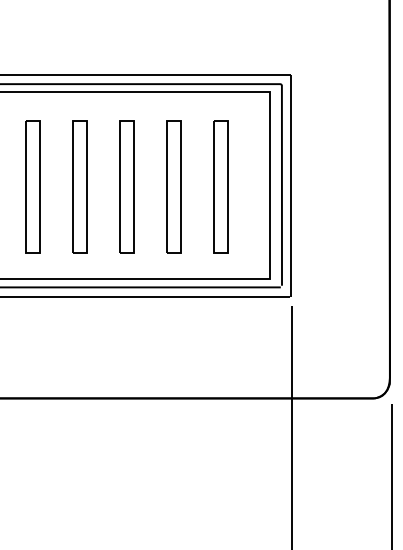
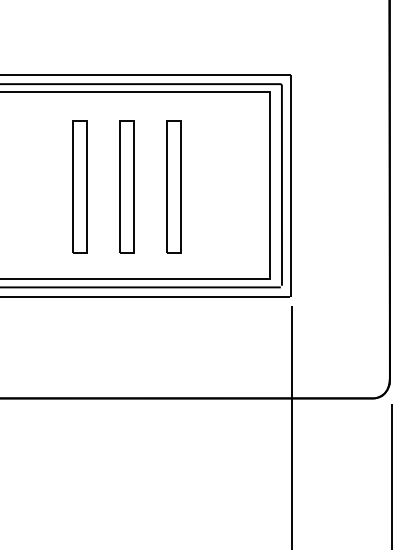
part: present -> none (32, 186)
part: present -> none (220, 186)
